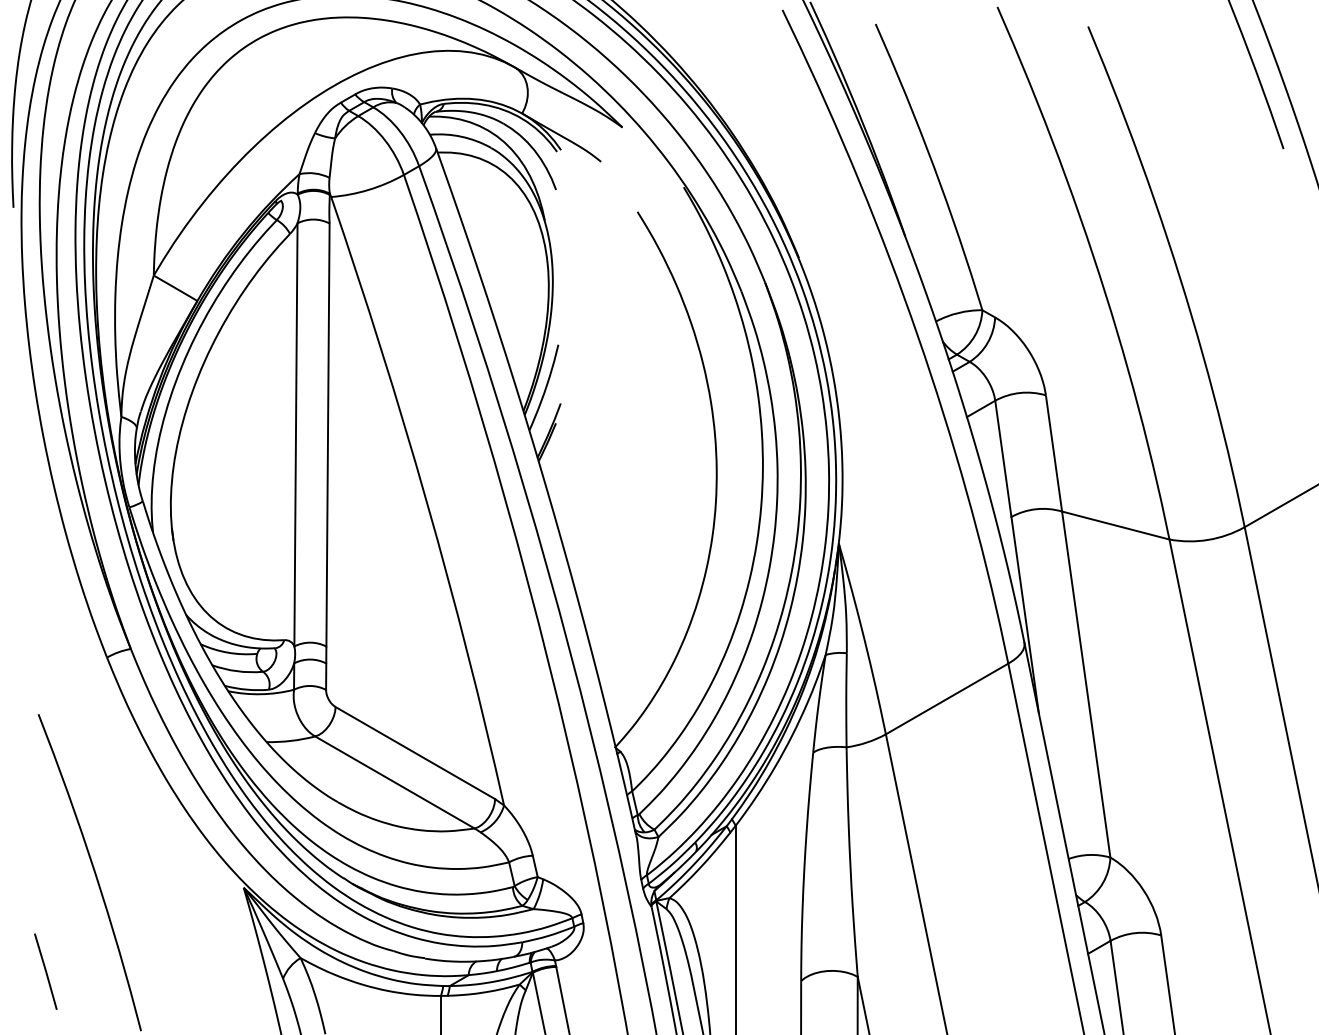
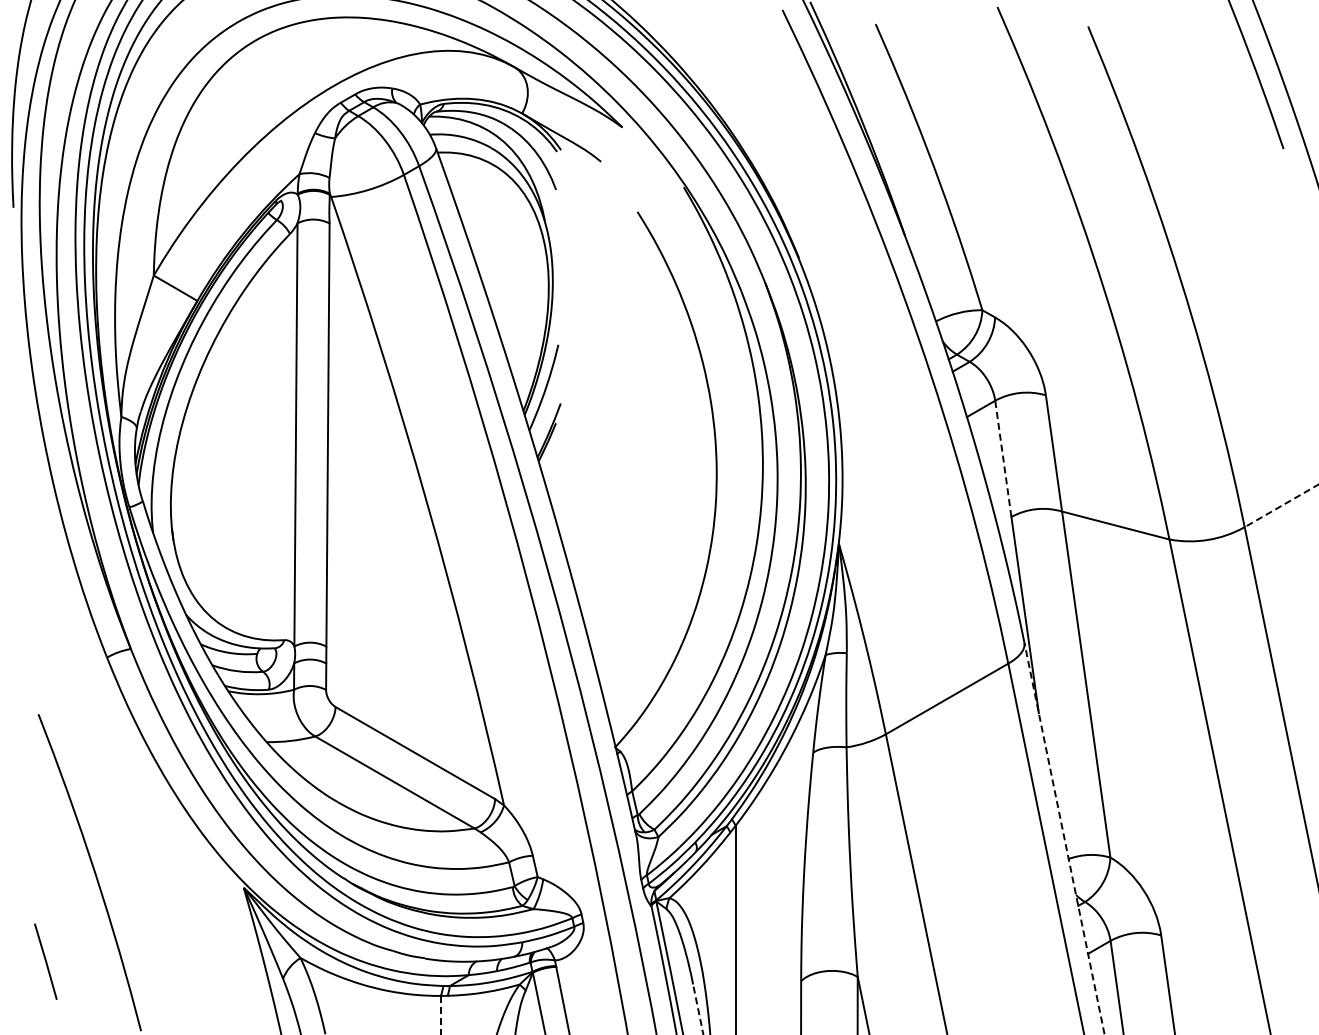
line: solid -> dashed (1003, 458)
line: solid -> dashed (1281, 505)
line: solid -> dashed (1064, 838)
line position: (45, 971) -> (45, 961) (45, 961)
line: solid -> dashed (698, 1008)
line: solid -> dashed (440, 1015)
